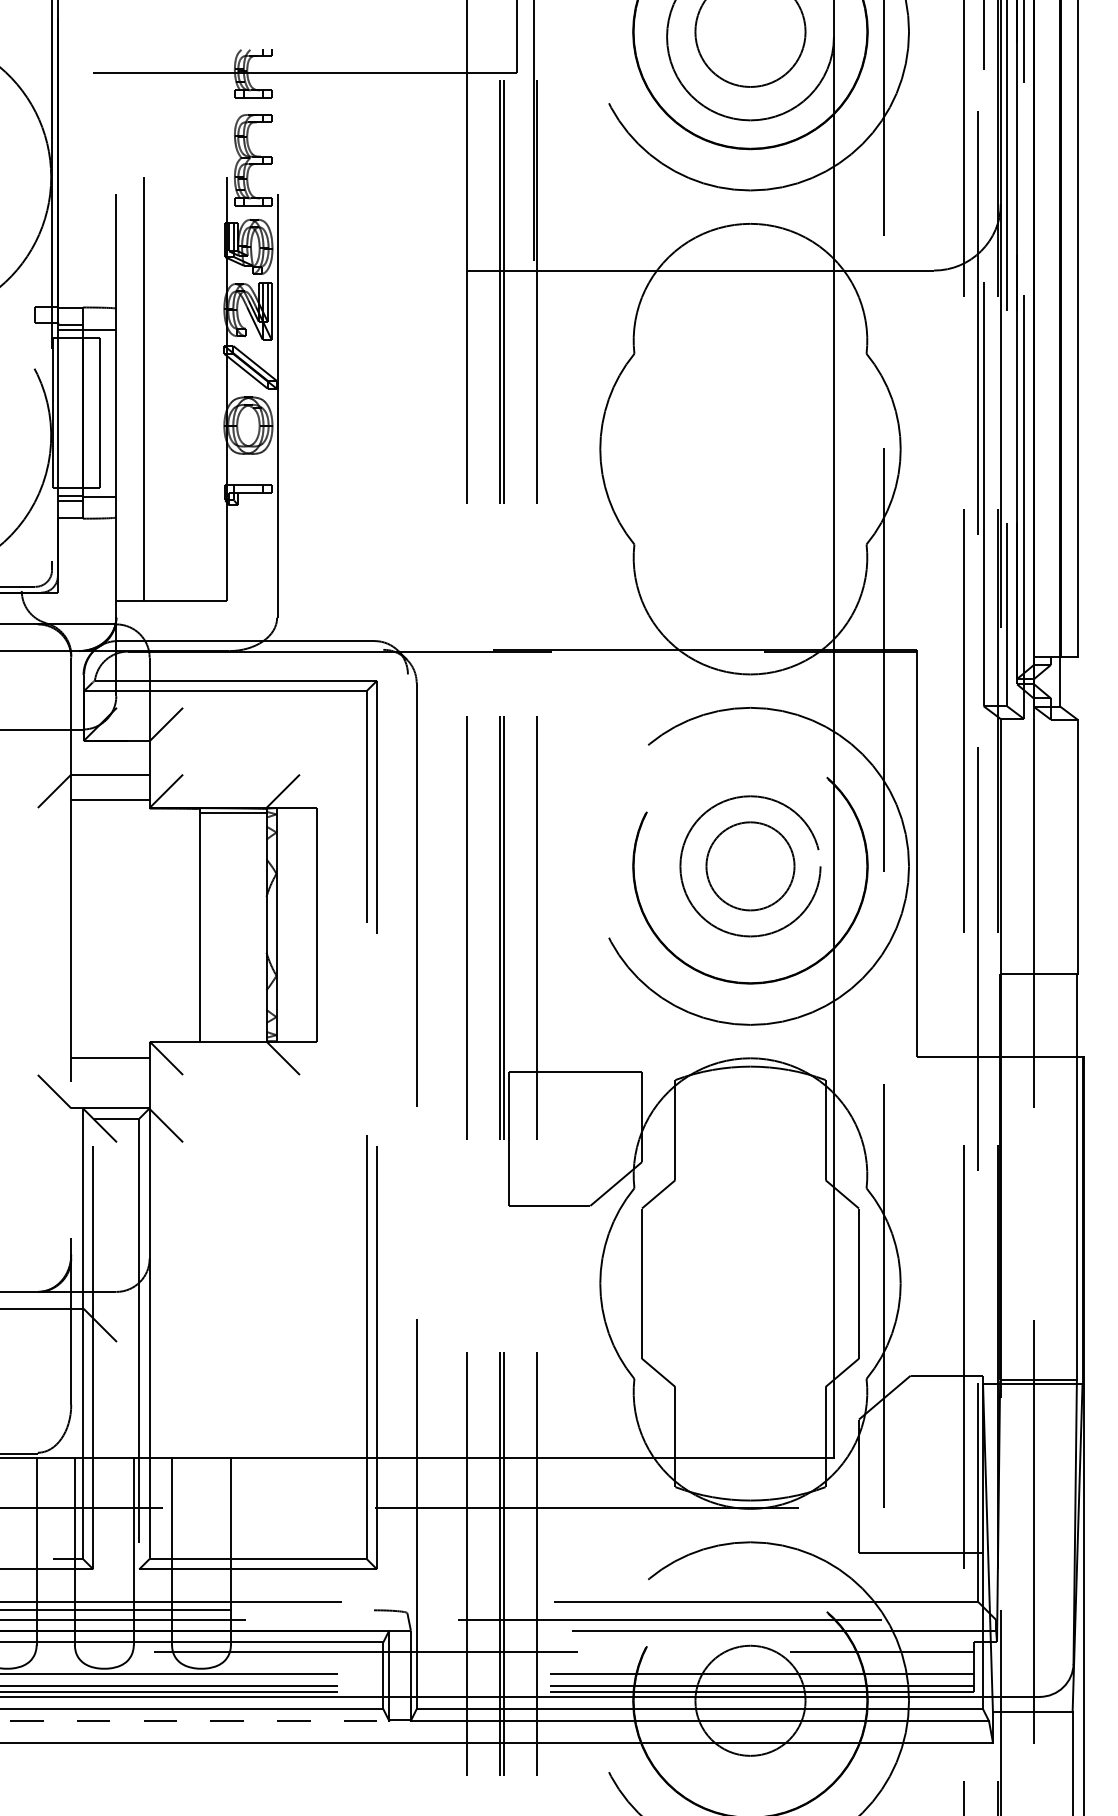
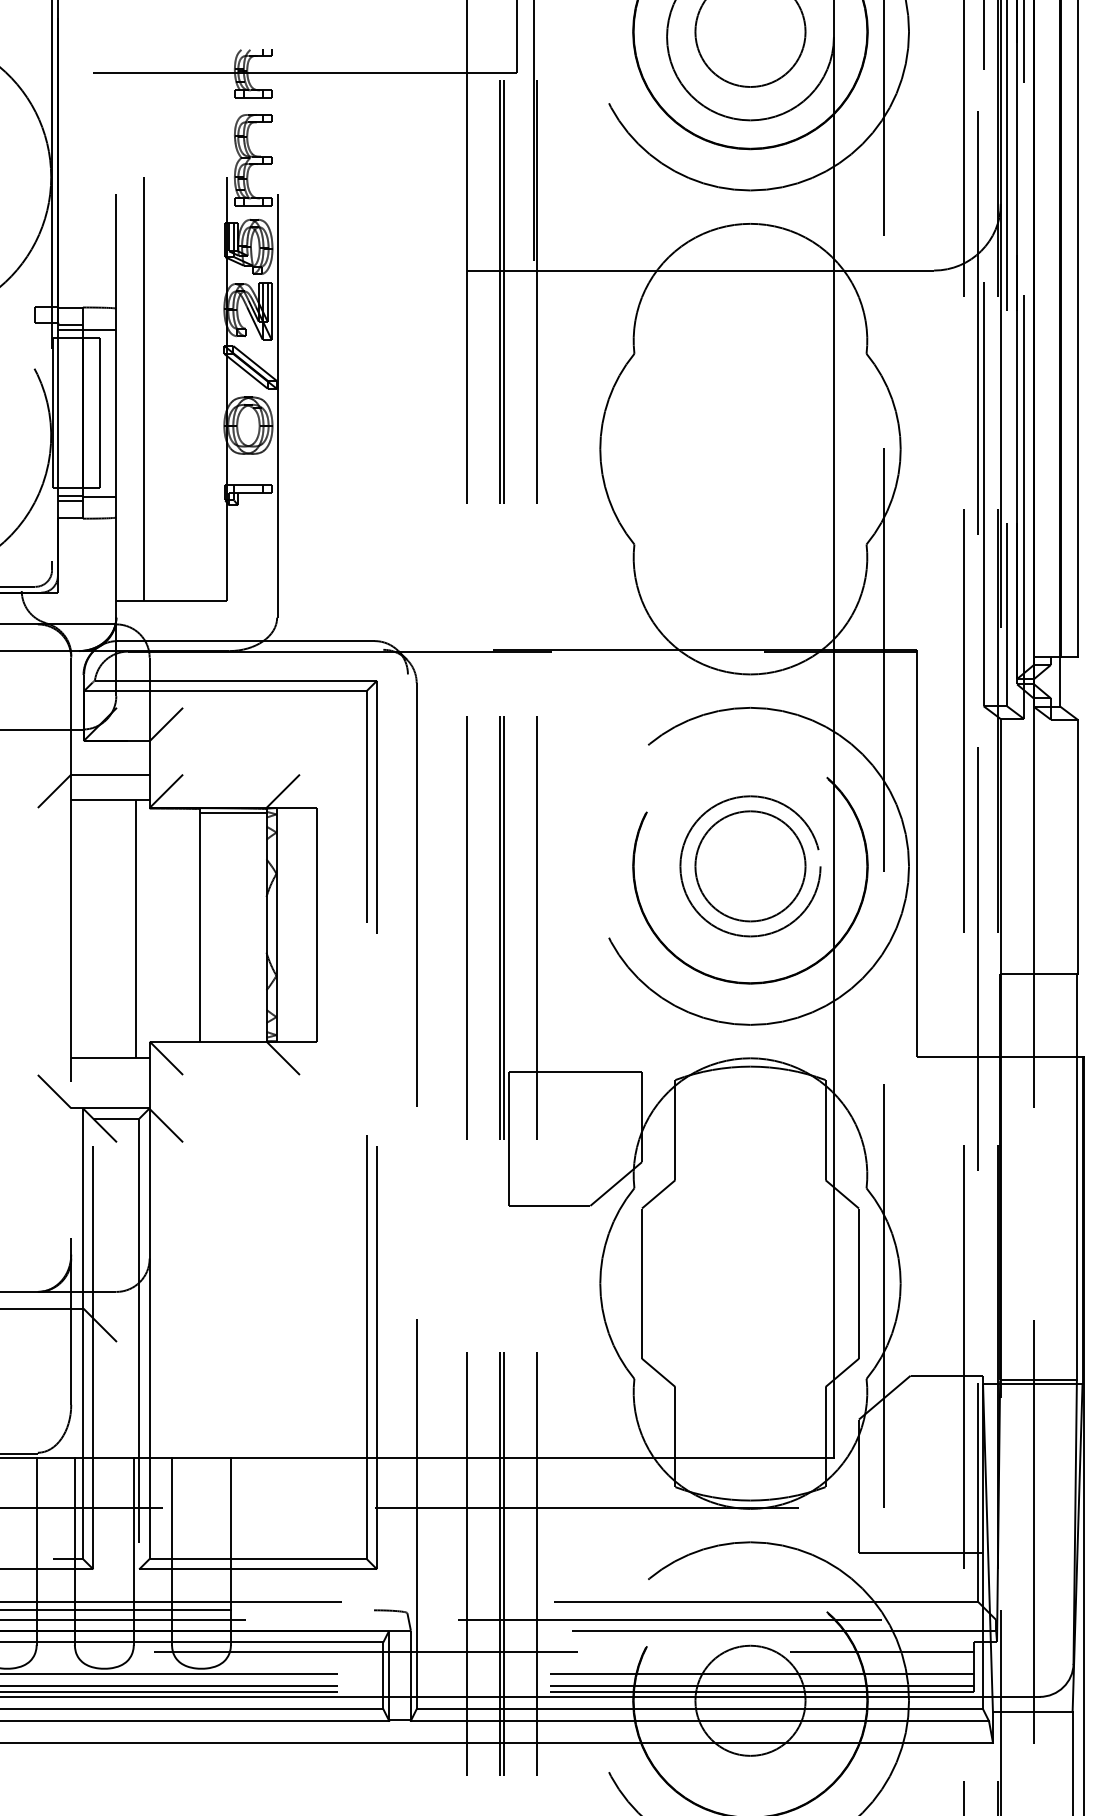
circle diameter: 88 px -> 110 px (750, 866)
line: none -> present (135, 928)
line: dashed -> solid (195, 1721)
